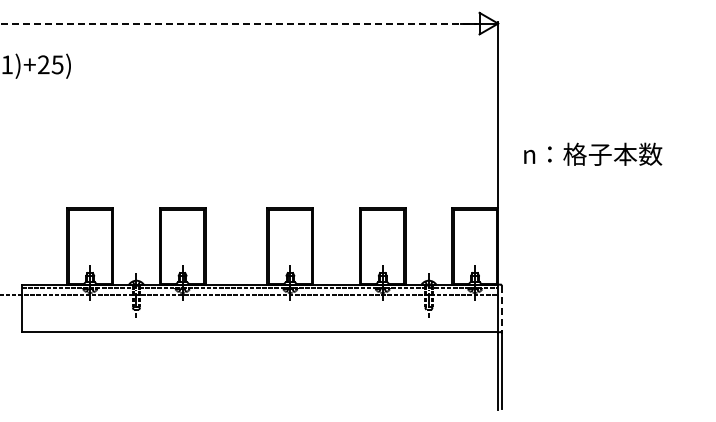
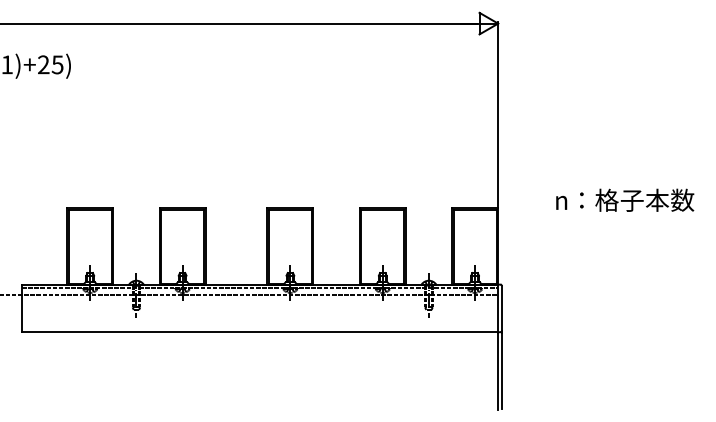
line: dashed -> solid (238, 23)
text position: (593, 153) -> (625, 199) (625, 199)
line: dashed -> solid (502, 308)
